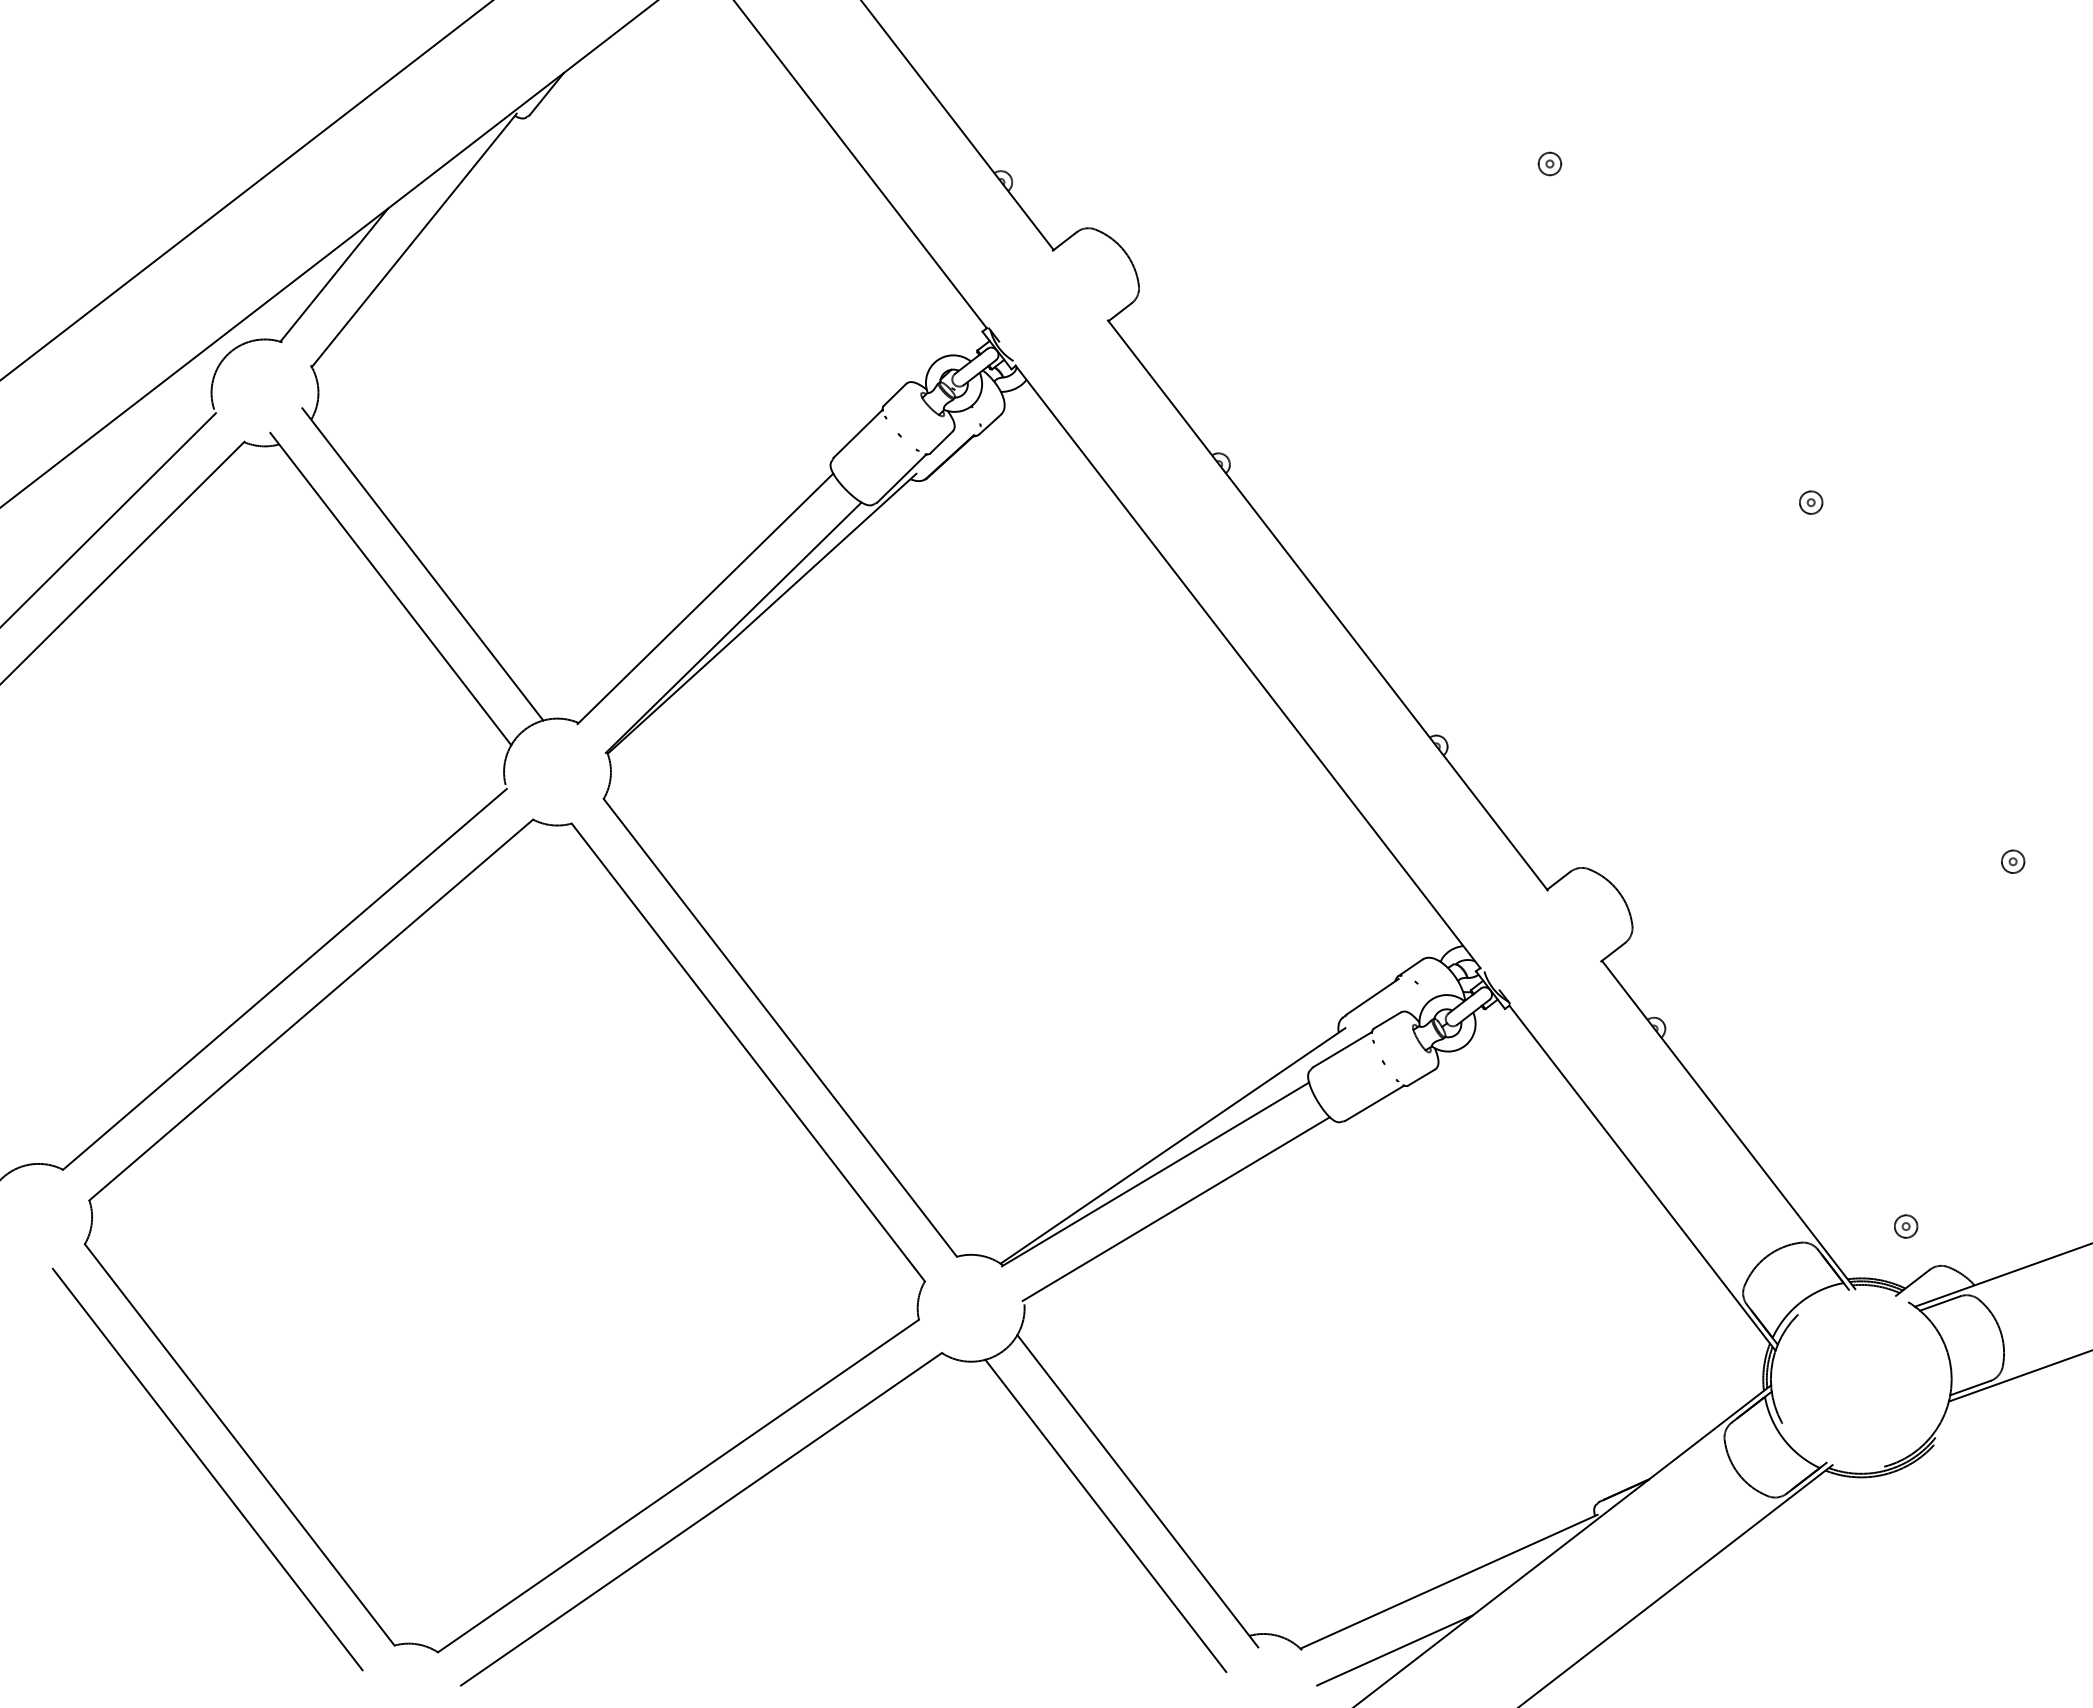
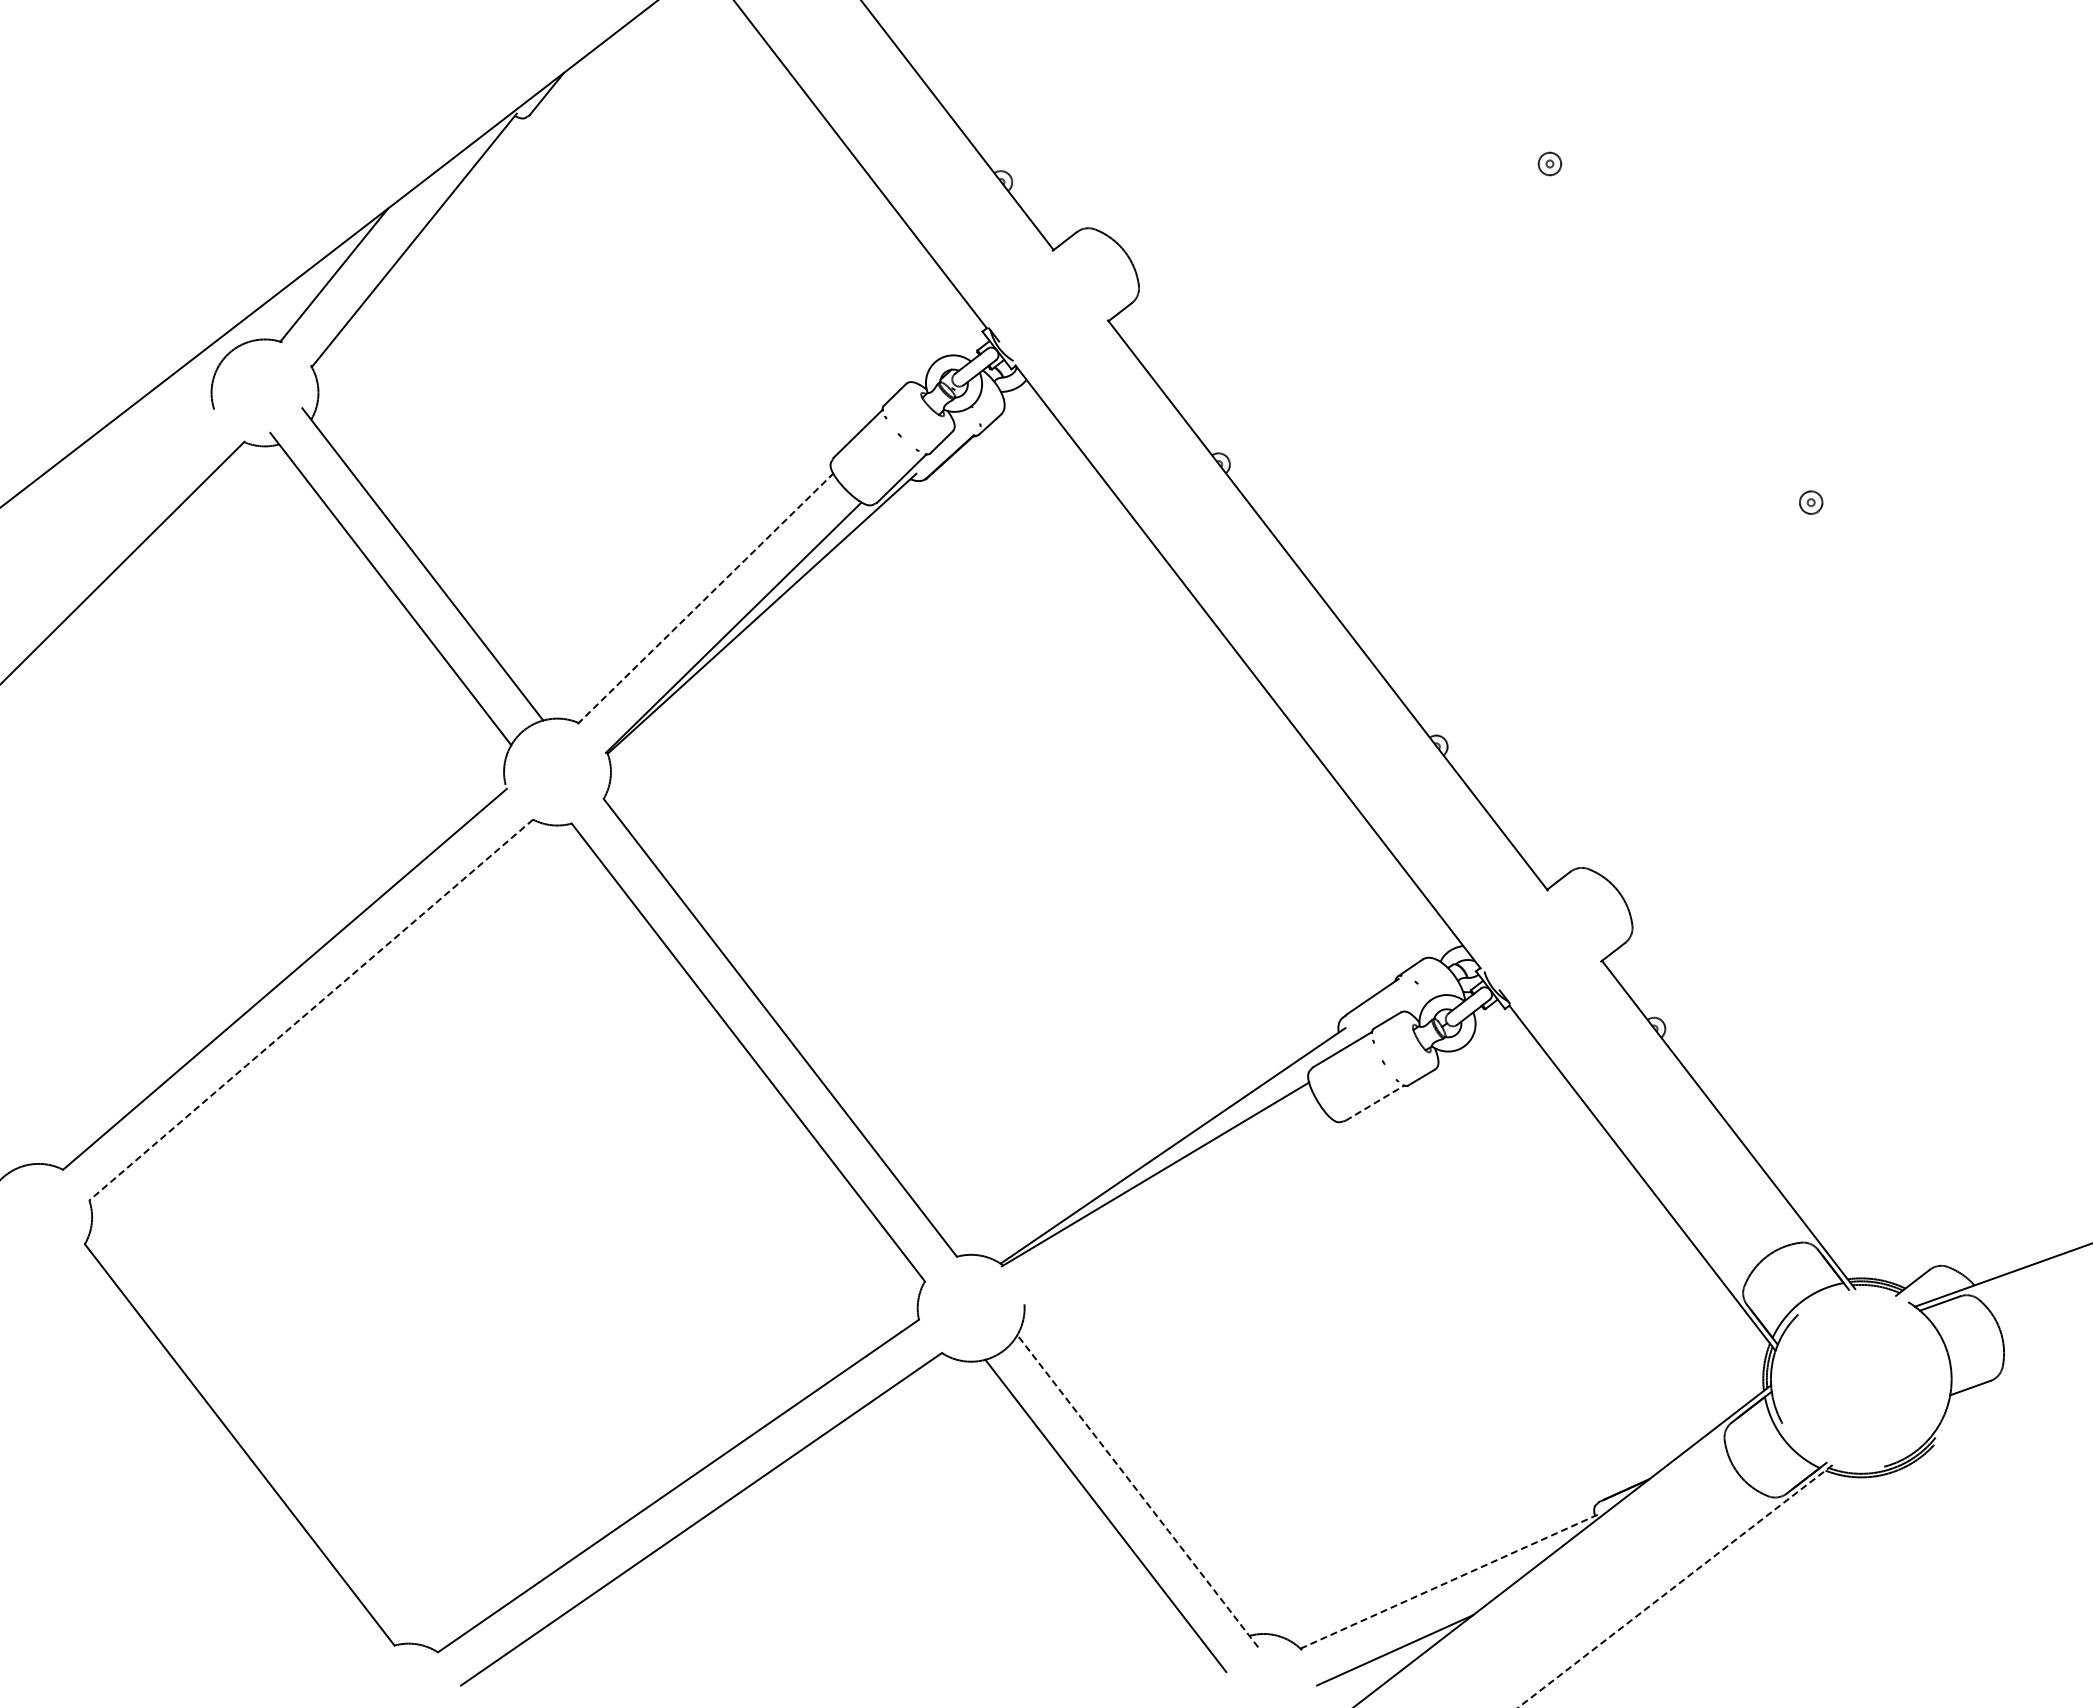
line: present -> none (246, 190)
line: present -> none (108, 519)
line: solid -> dashed (705, 598)
part: present -> none (2013, 861)
line: solid -> dashed (310, 1010)
line: solid -> dashed (1374, 1103)
line: present -> none (1175, 1209)
part: present -> none (1906, 1226)
line: present -> none (2018, 1376)
line: present -> none (207, 1469)
line: solid -> dashed (1137, 1490)
line: solid -> dashed (1449, 1581)
line: solid -> dashed (1675, 1586)
